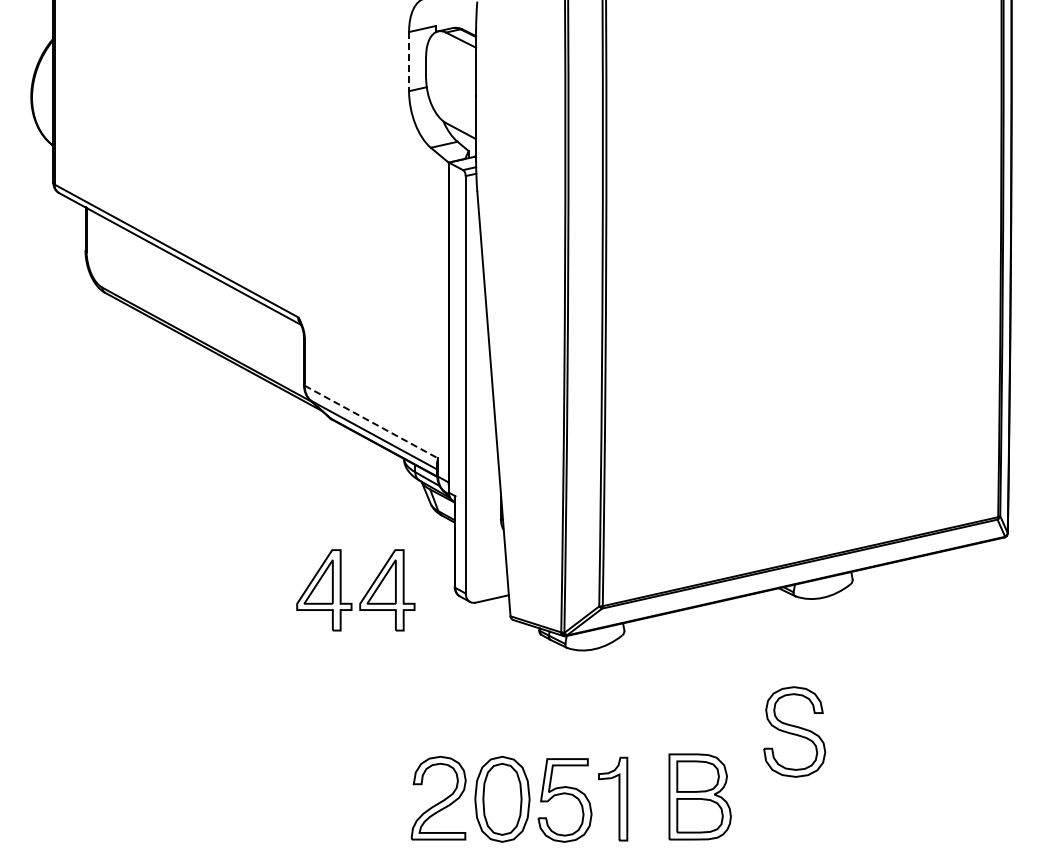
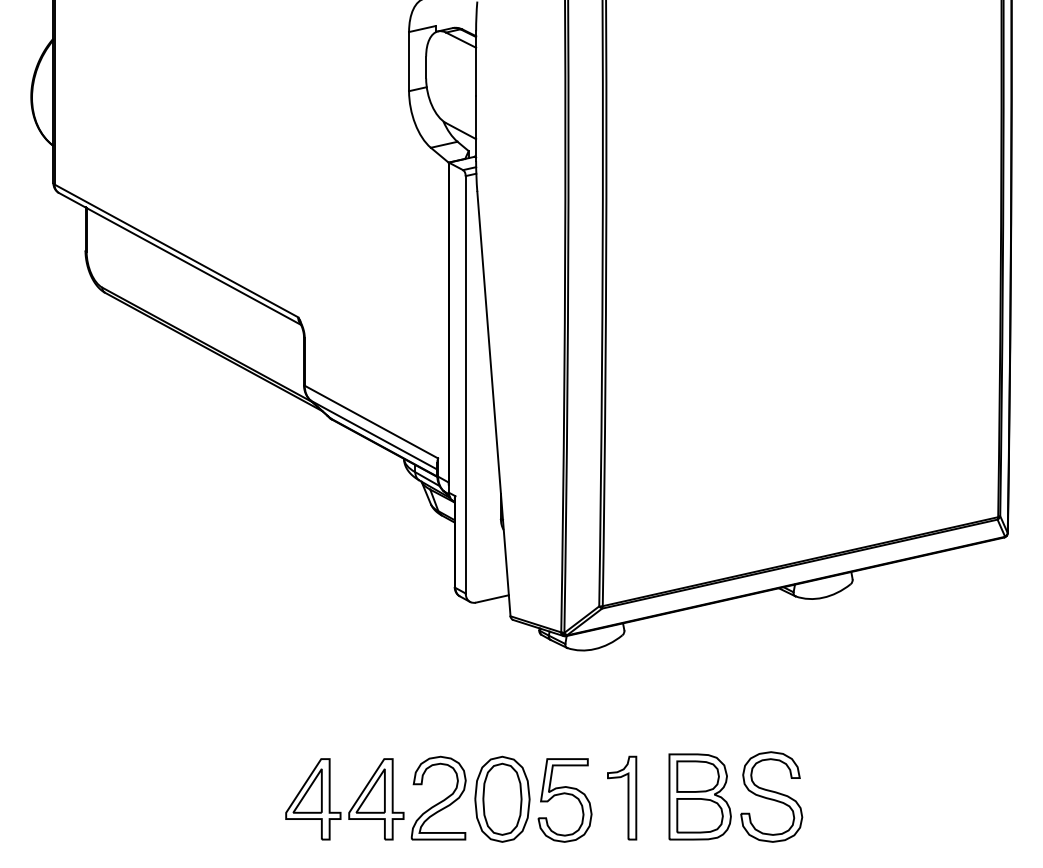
line: dashed -> solid (409, 61)
line: dashed -> solid (371, 422)
part position: (363, 596) -> (352, 805) (352, 805)
part position: (794, 731) -> (771, 796) (771, 796)
part position: (613, 798) -> (622, 797) (622, 797)
